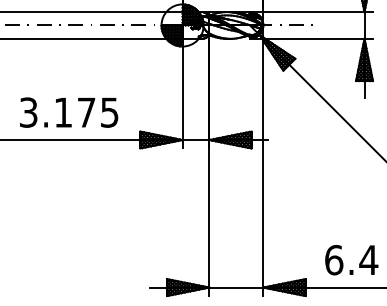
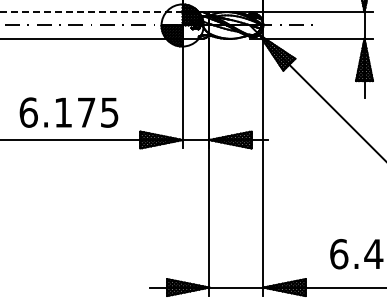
line: solid -> dashed (90, 12)
text: 3.175 -> 6.175 (28, 112)
text position: (351, 260) -> (356, 254) (356, 254)
